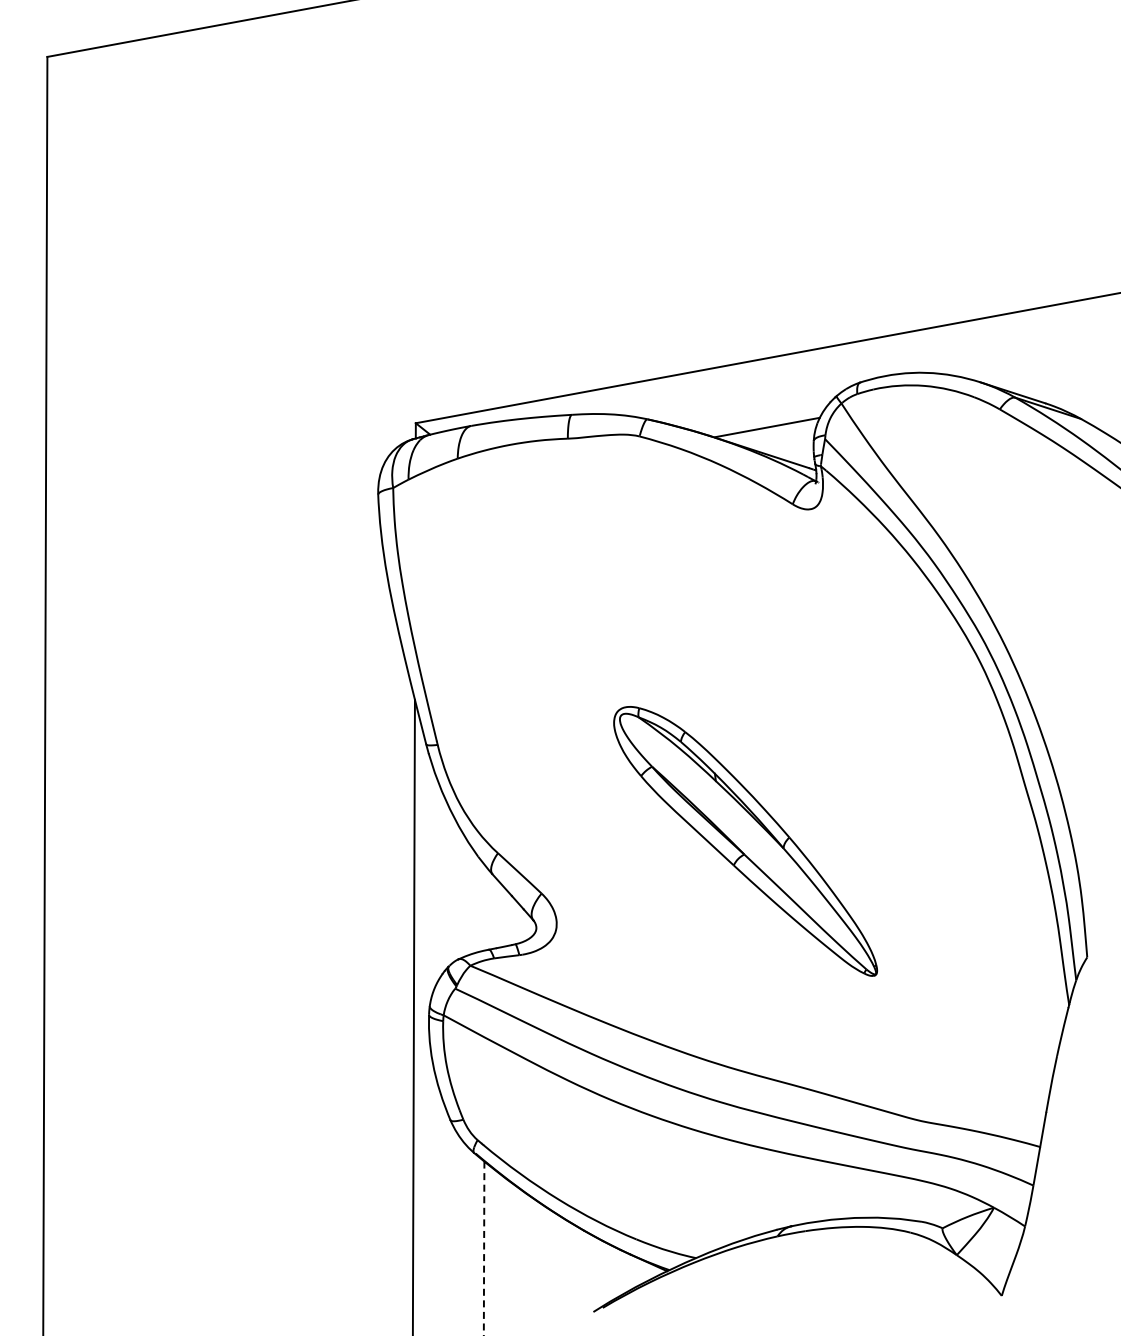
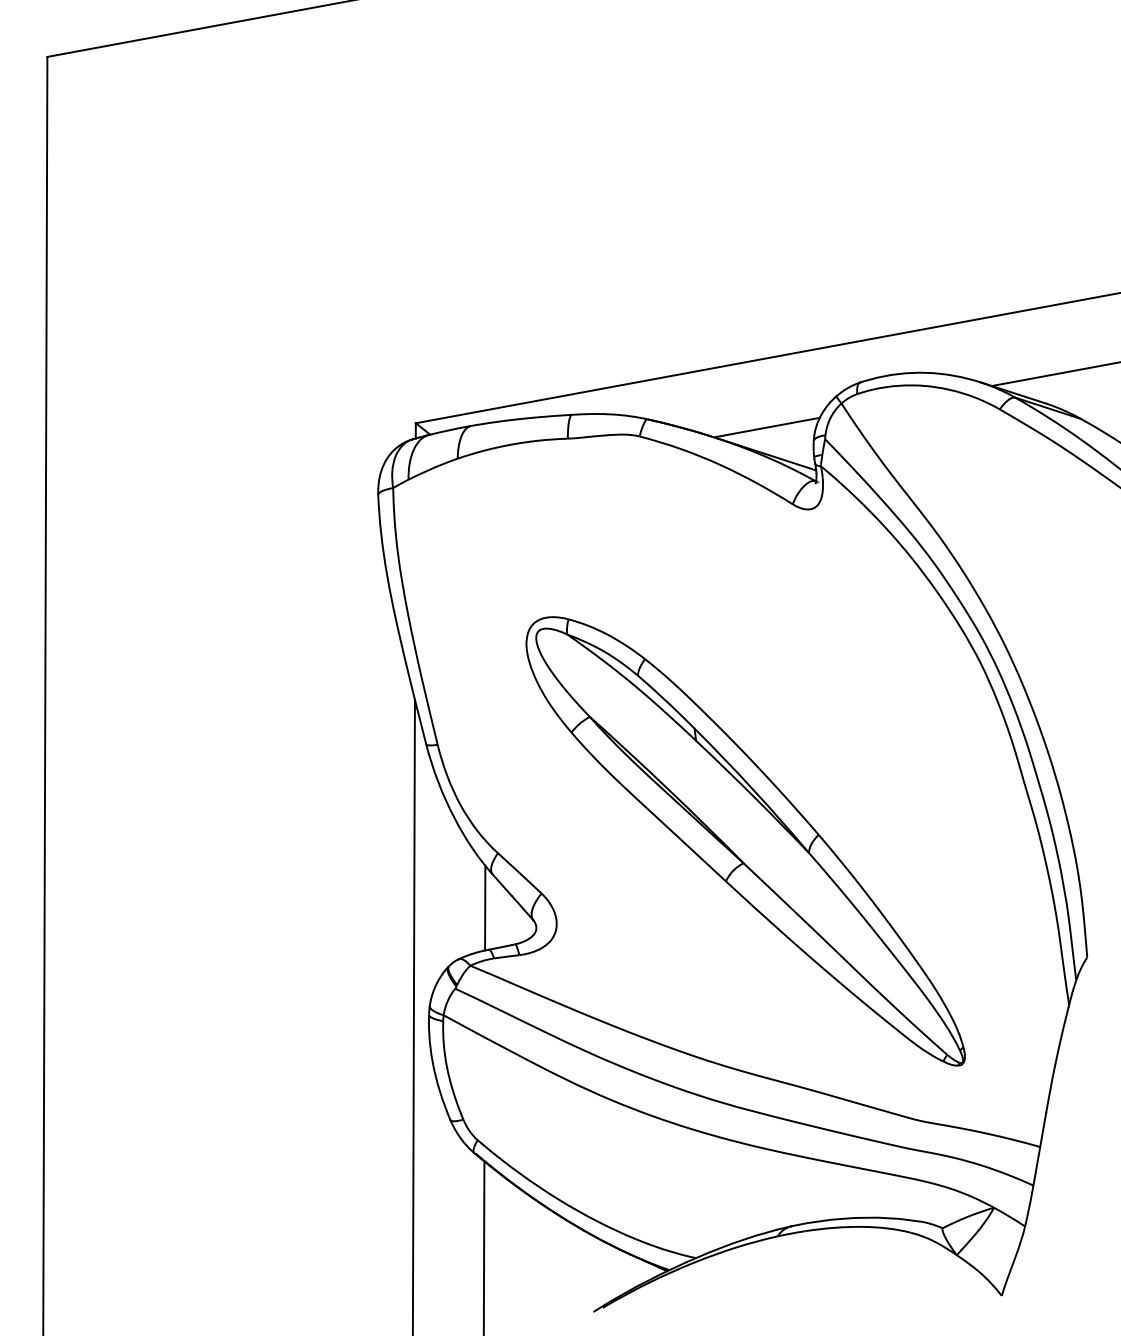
line: none -> present (1054, 374)
part size: 265x271 px -> 441x451 px (745, 841)
line: none -> present (485, 907)
line: dashed -> solid (484, 1248)
